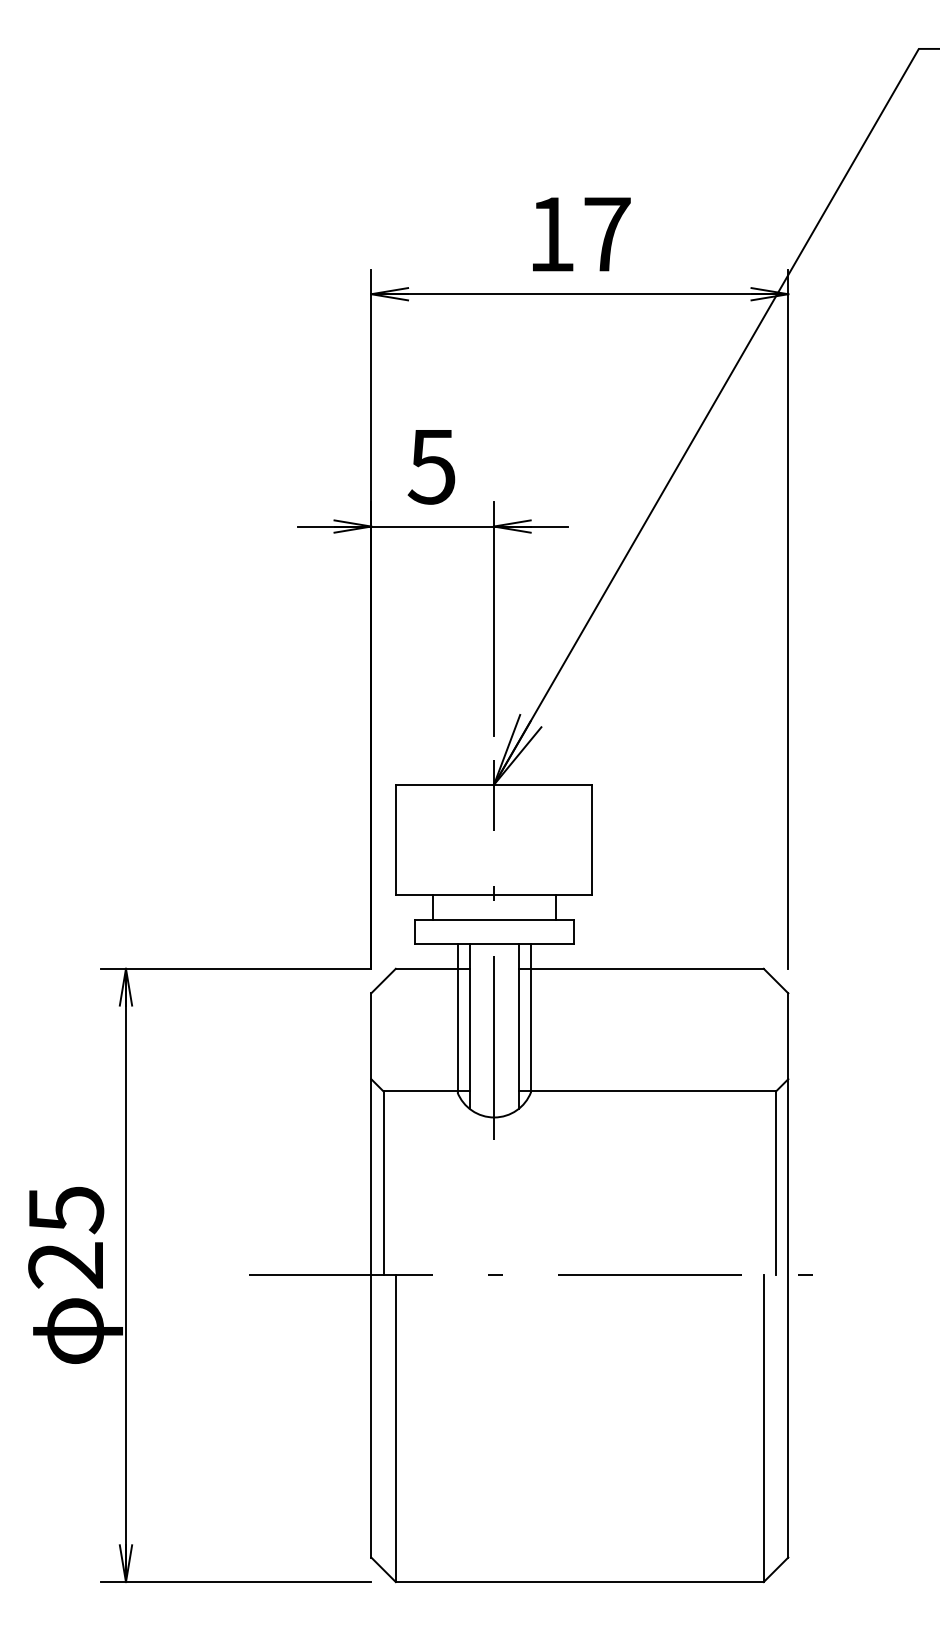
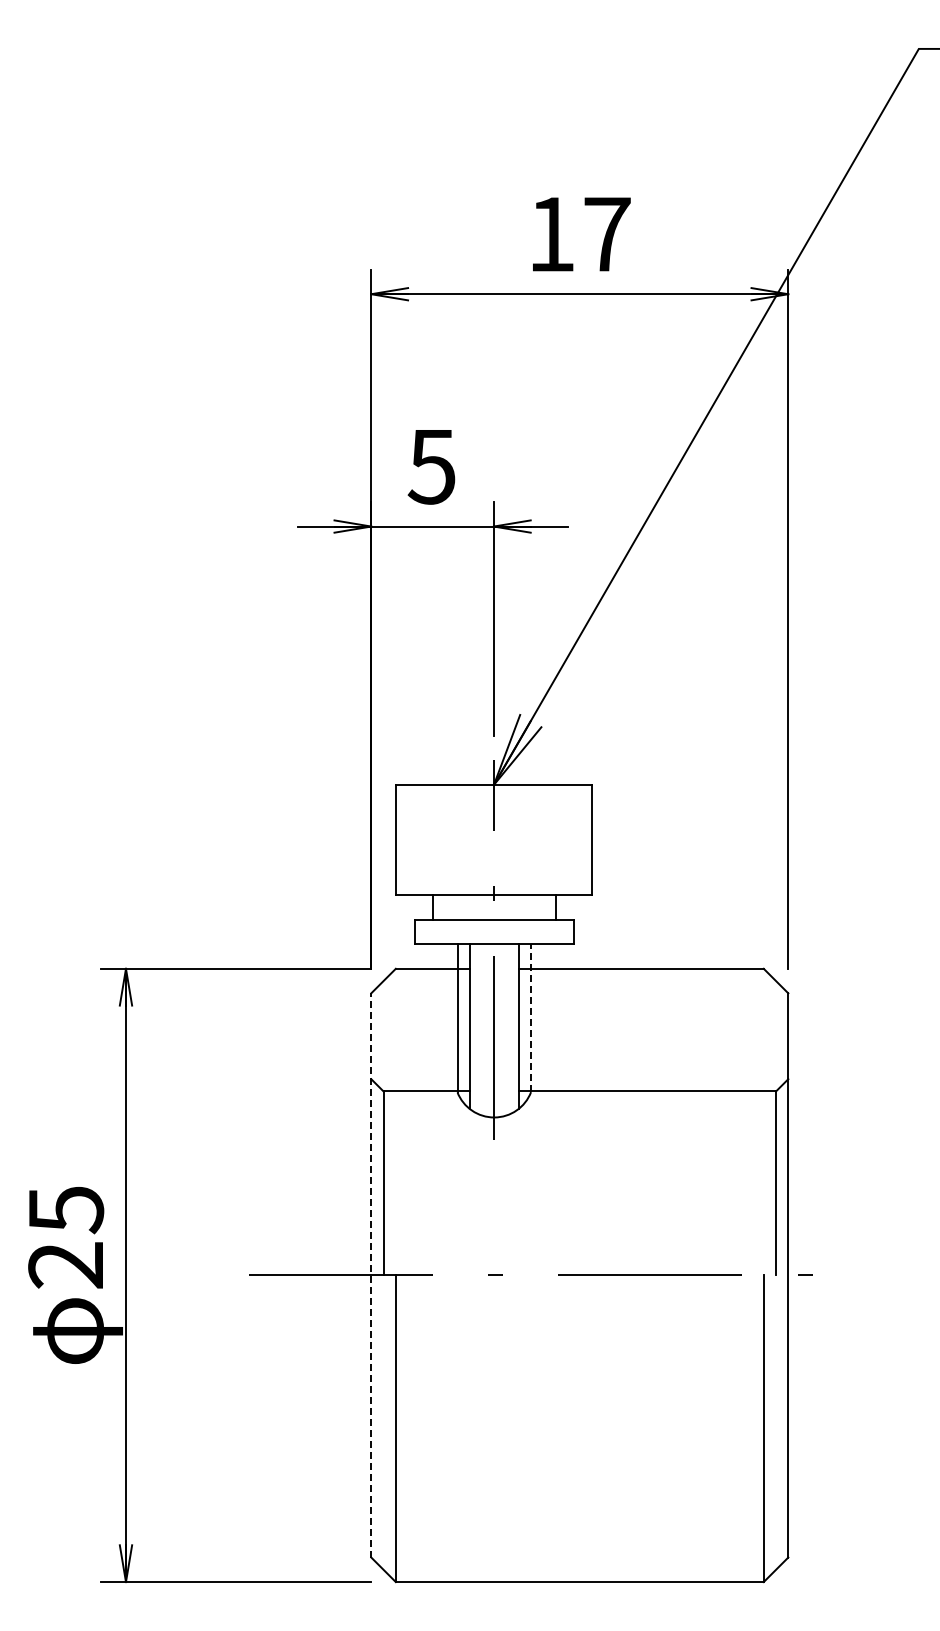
line: solid -> dashed (531, 1018)
line: solid -> dashed (371, 1274)
